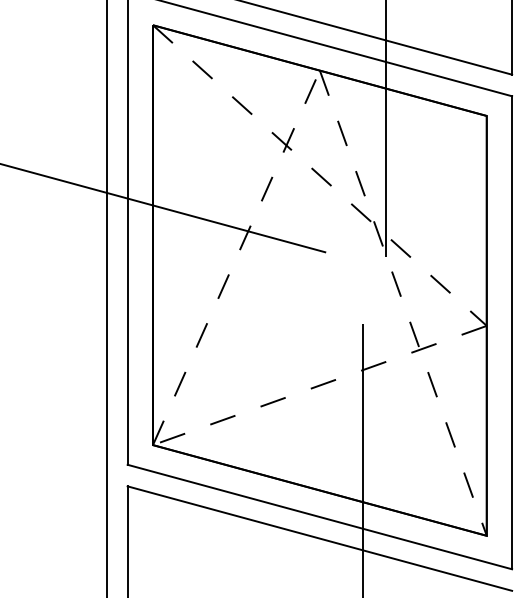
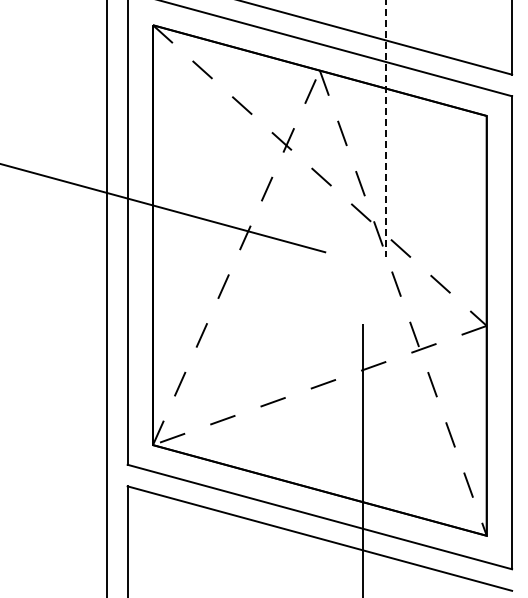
line: solid -> dashed (386, 128)
